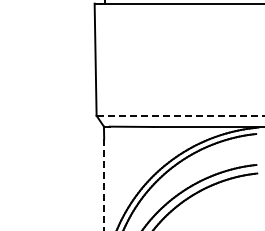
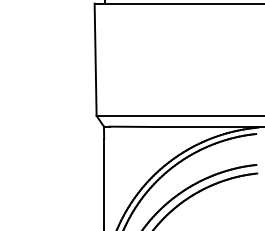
line: dashed -> solid (180, 115)
line: dashed -> solid (104, 184)
